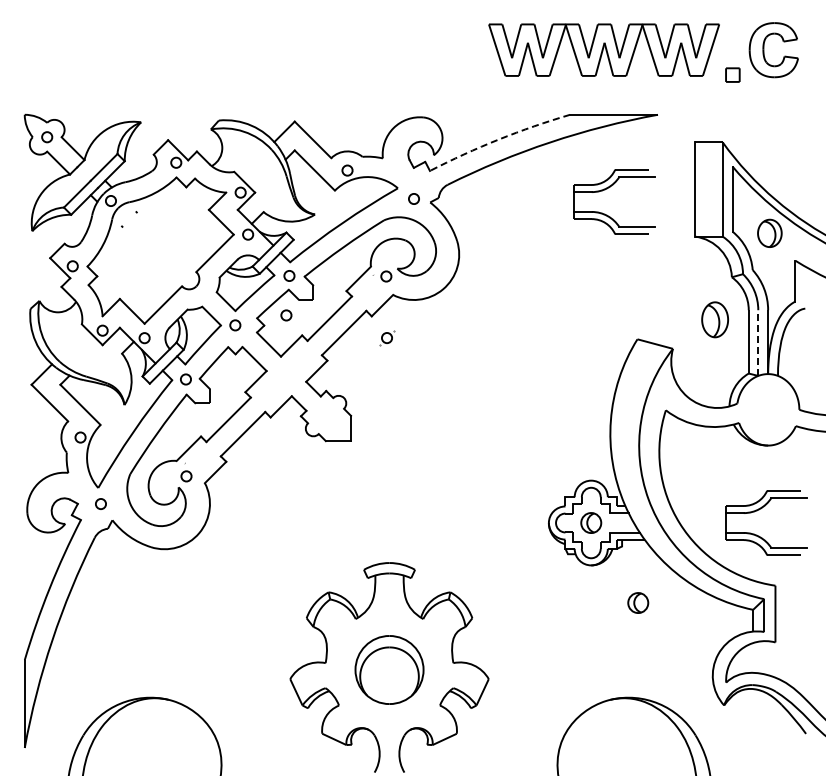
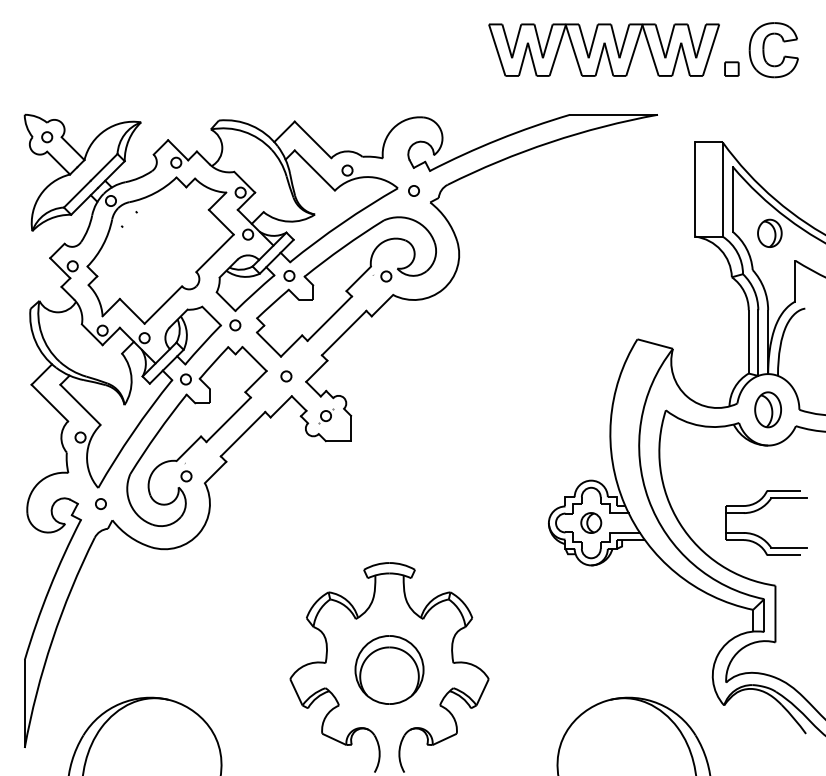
part position: (732, 74) -> (731, 68) (731, 68)
arc: dashed -> solid (498, 139)
part: present -> none (607, 189)
circle position: (413, 198) -> (413, 190) (413, 190)
circle position: (286, 315) -> (286, 376) (286, 376)
part position: (714, 319) -> (767, 409) (767, 409)
part position: (387, 338) -> (326, 416) (326, 416)
line: dashed -> solid (758, 343)
part: present -> none (638, 602)
